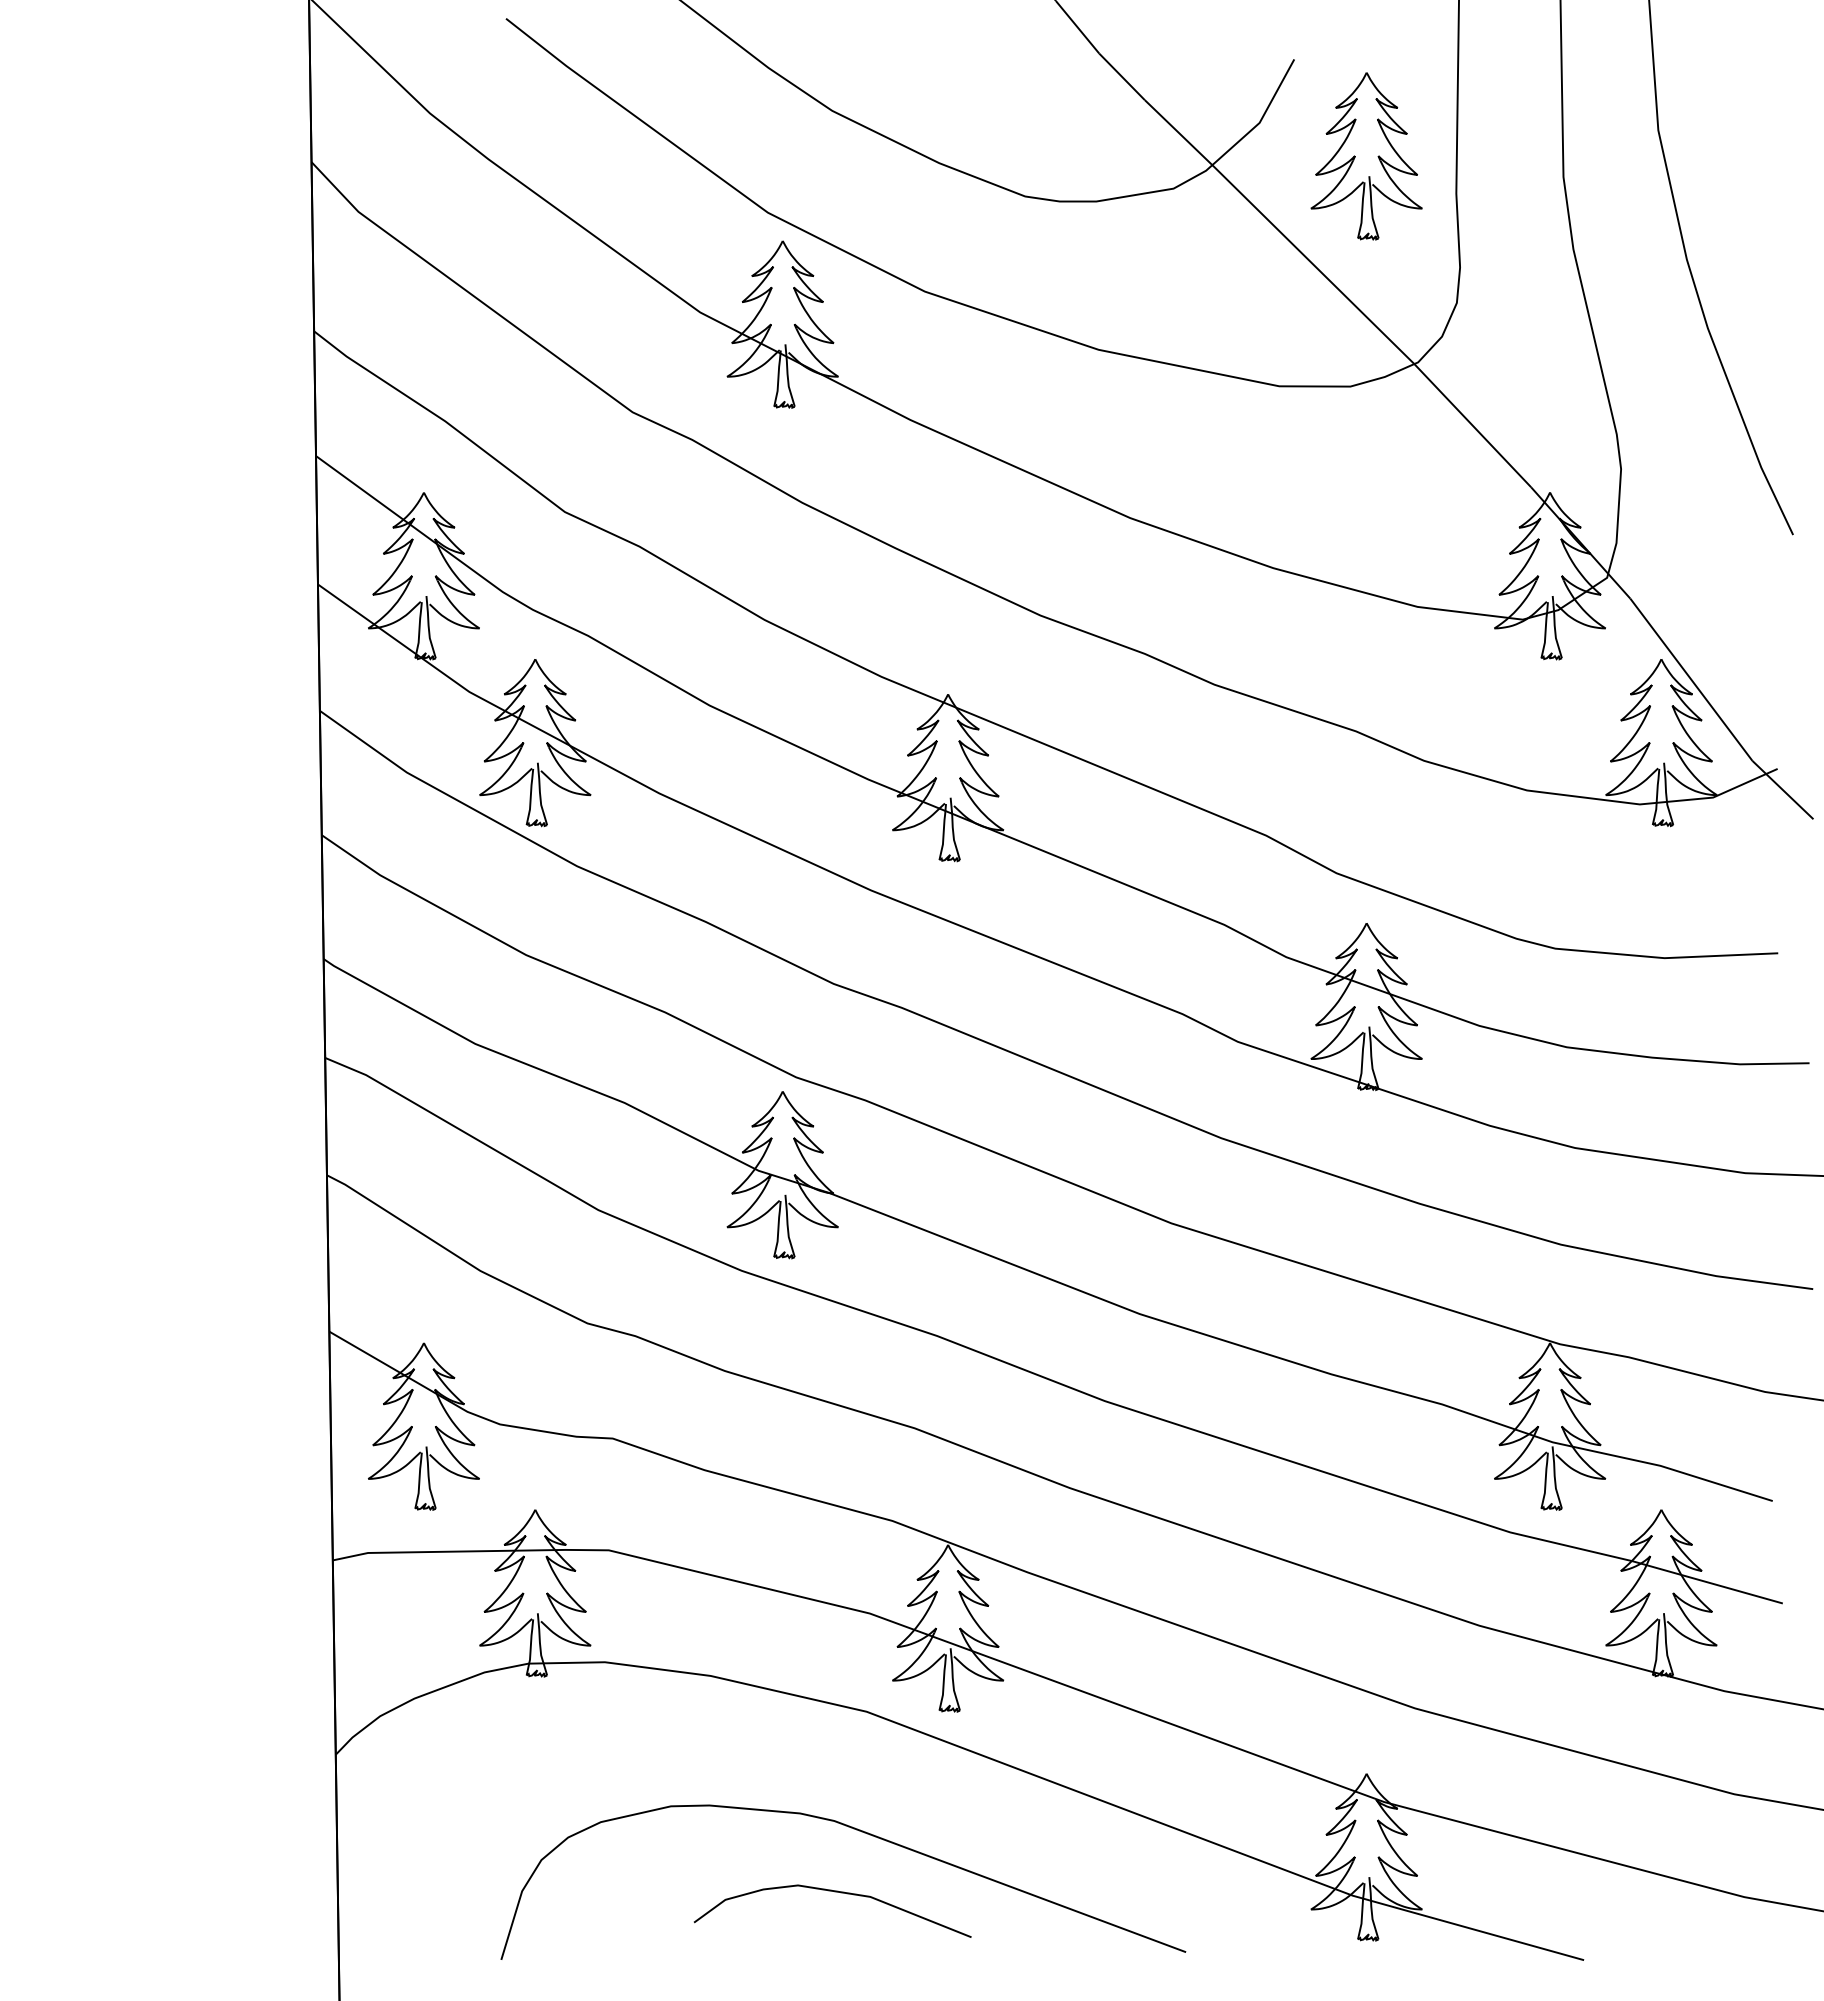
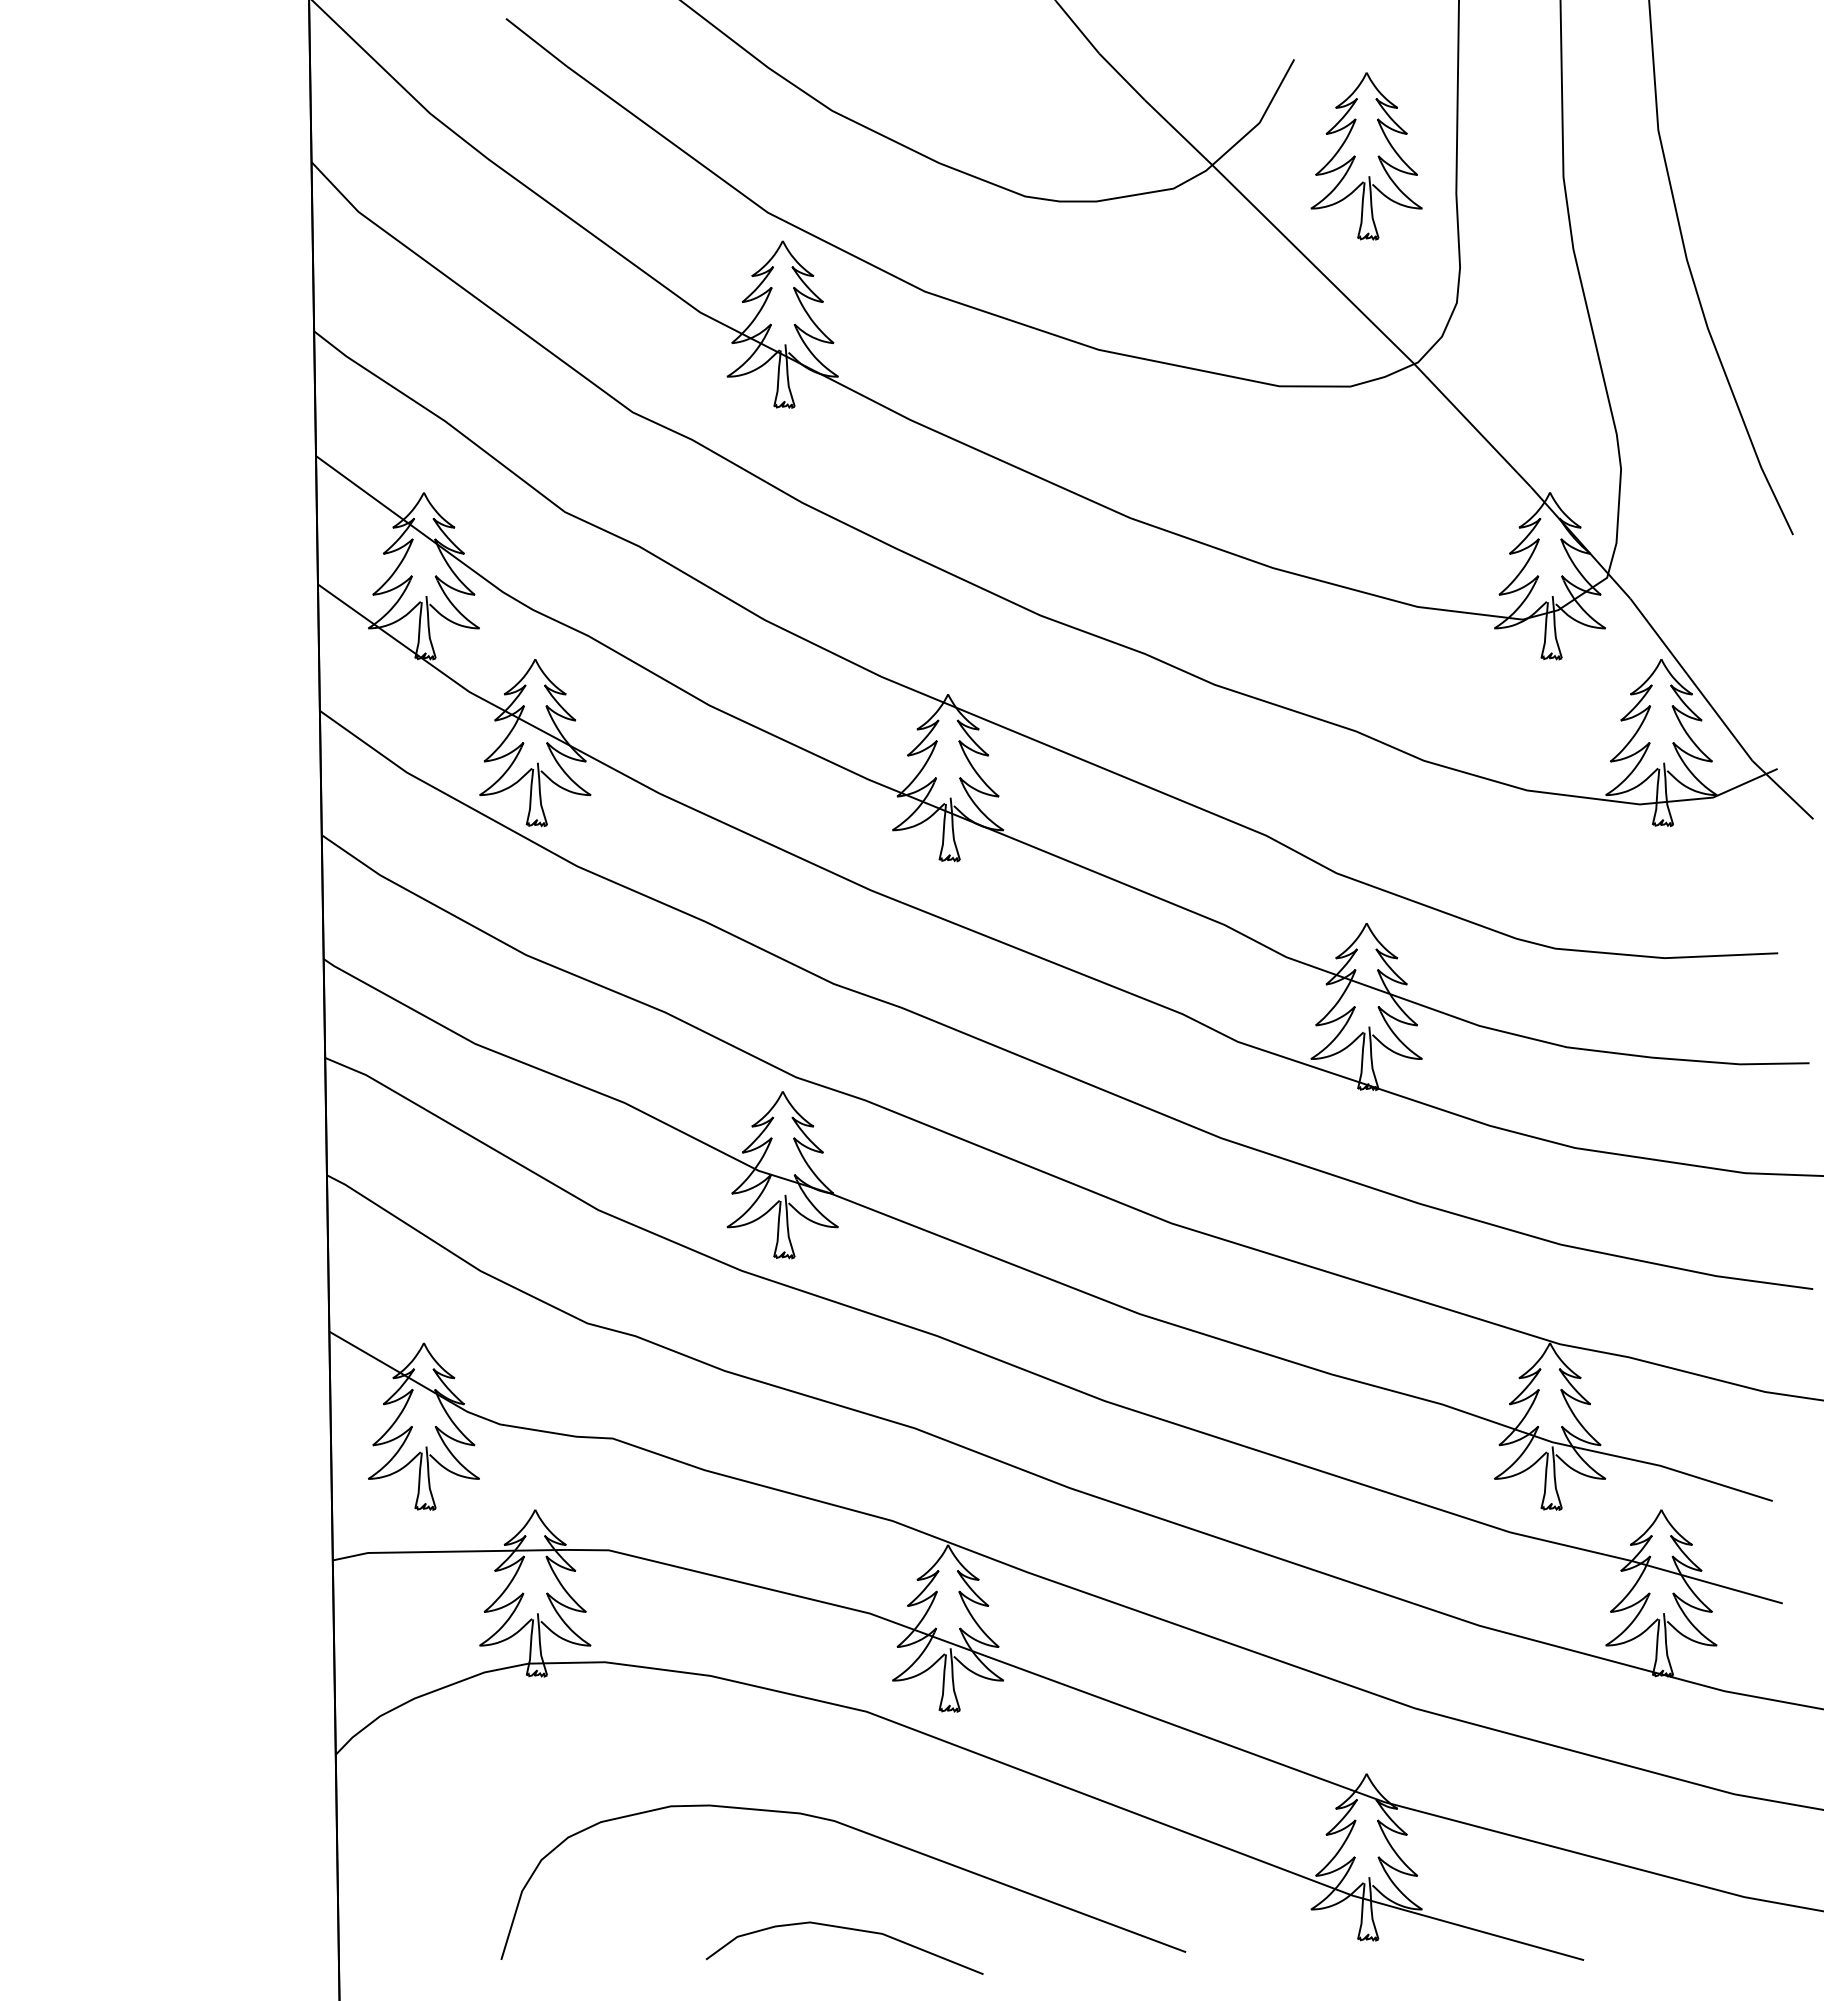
curve position: (834, 1892) -> (846, 1929) (846, 1929)
